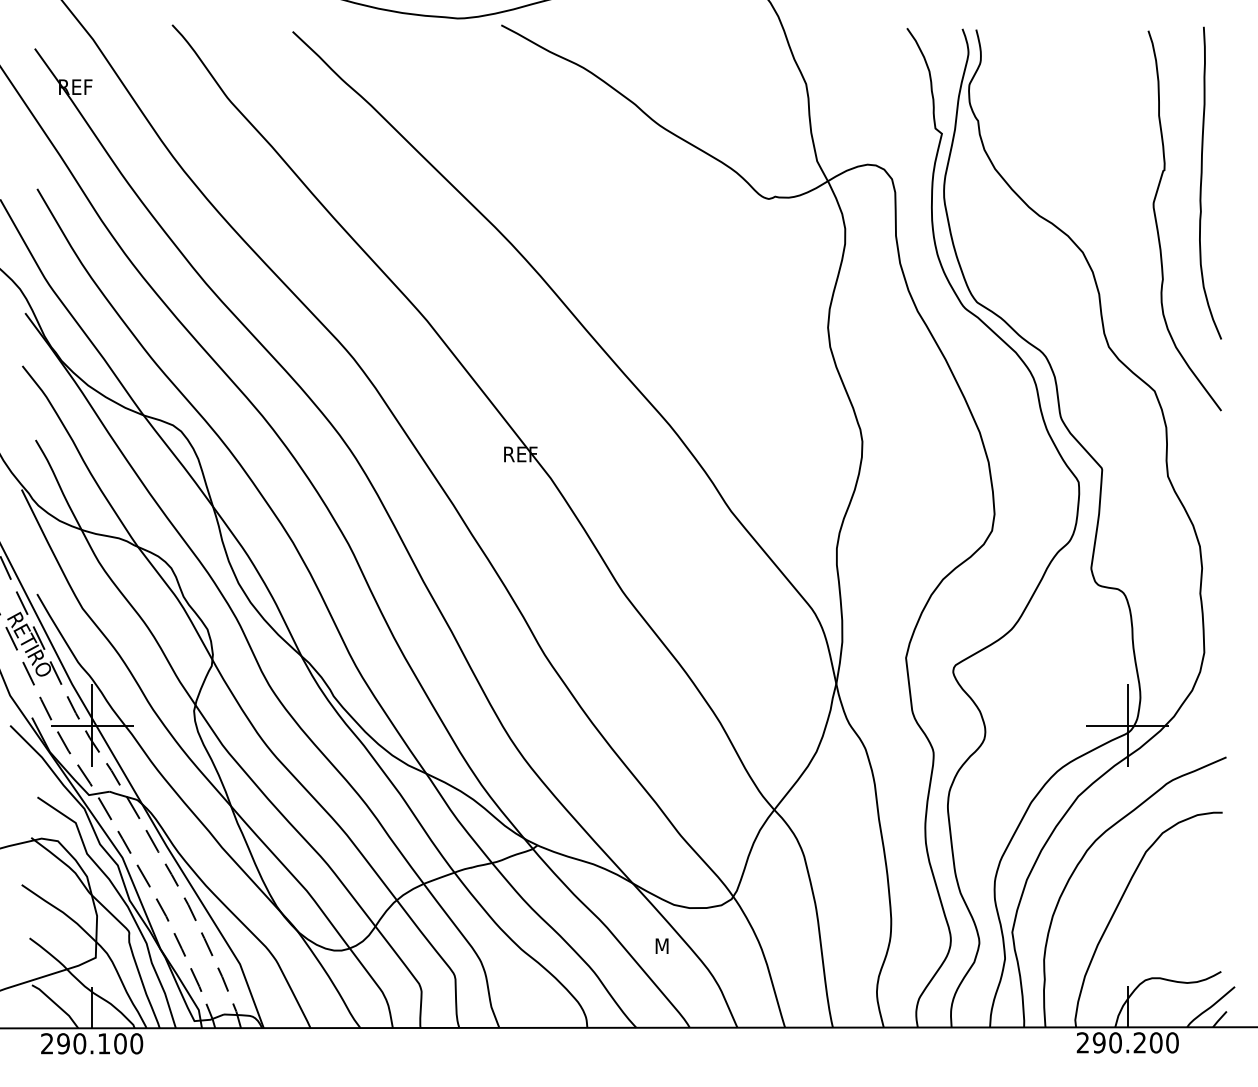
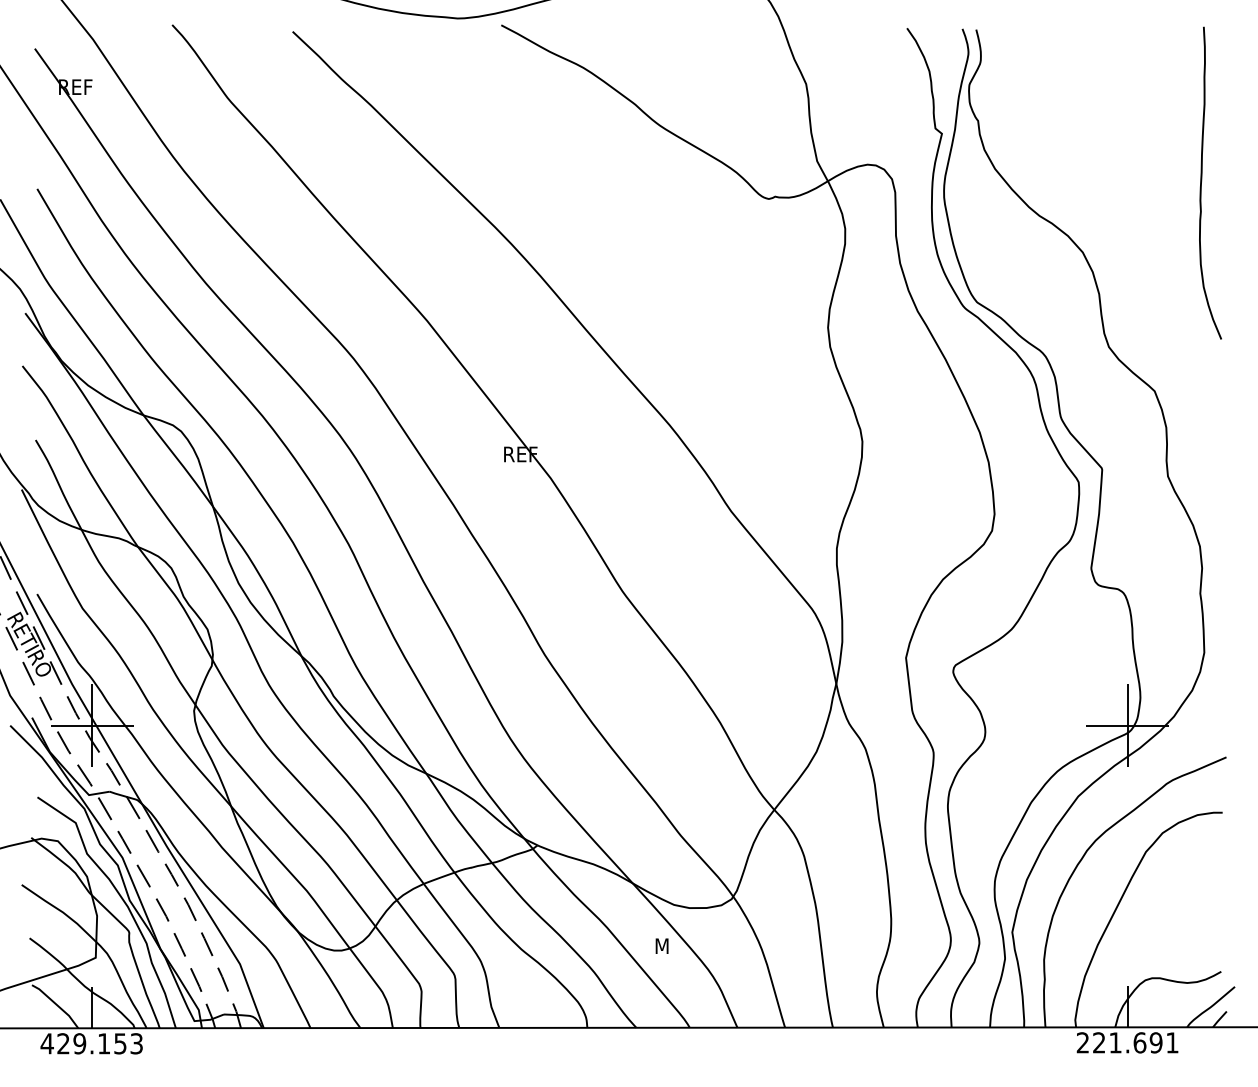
curve: present -> none (1157, 222)
text: 290.200 -> 221.691 (1135, 1042)
text: 290.100 -> 429.153 (91, 1043)
